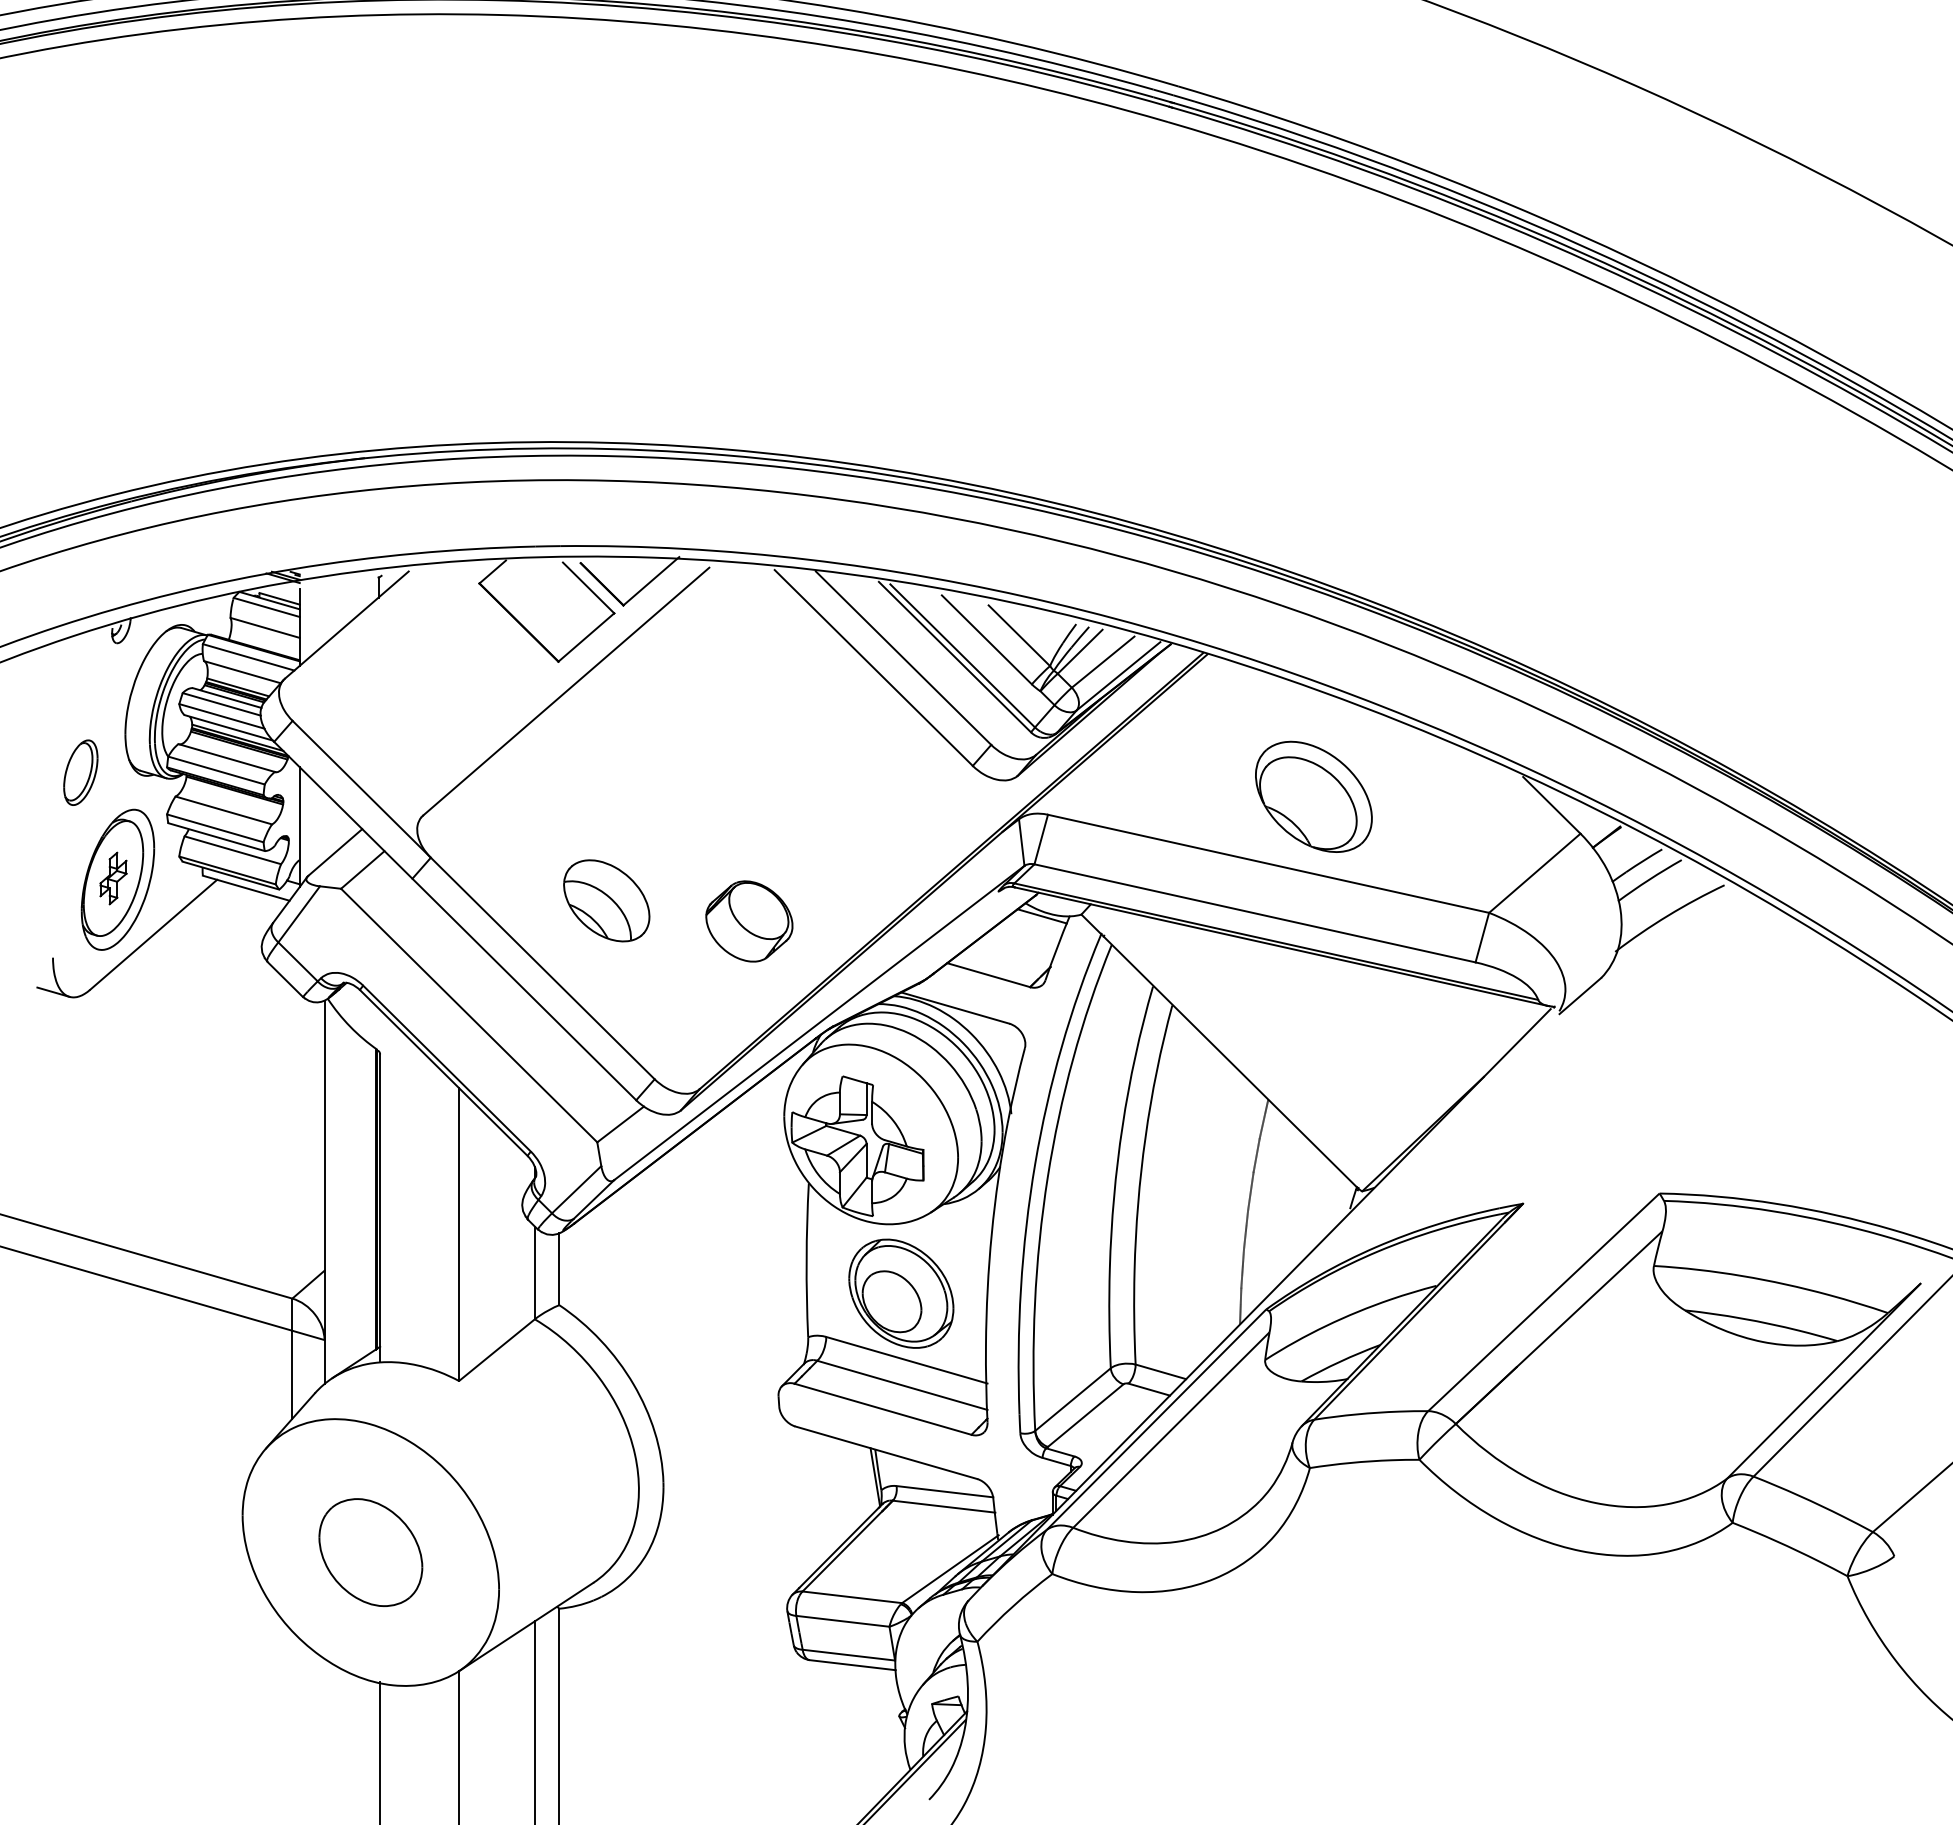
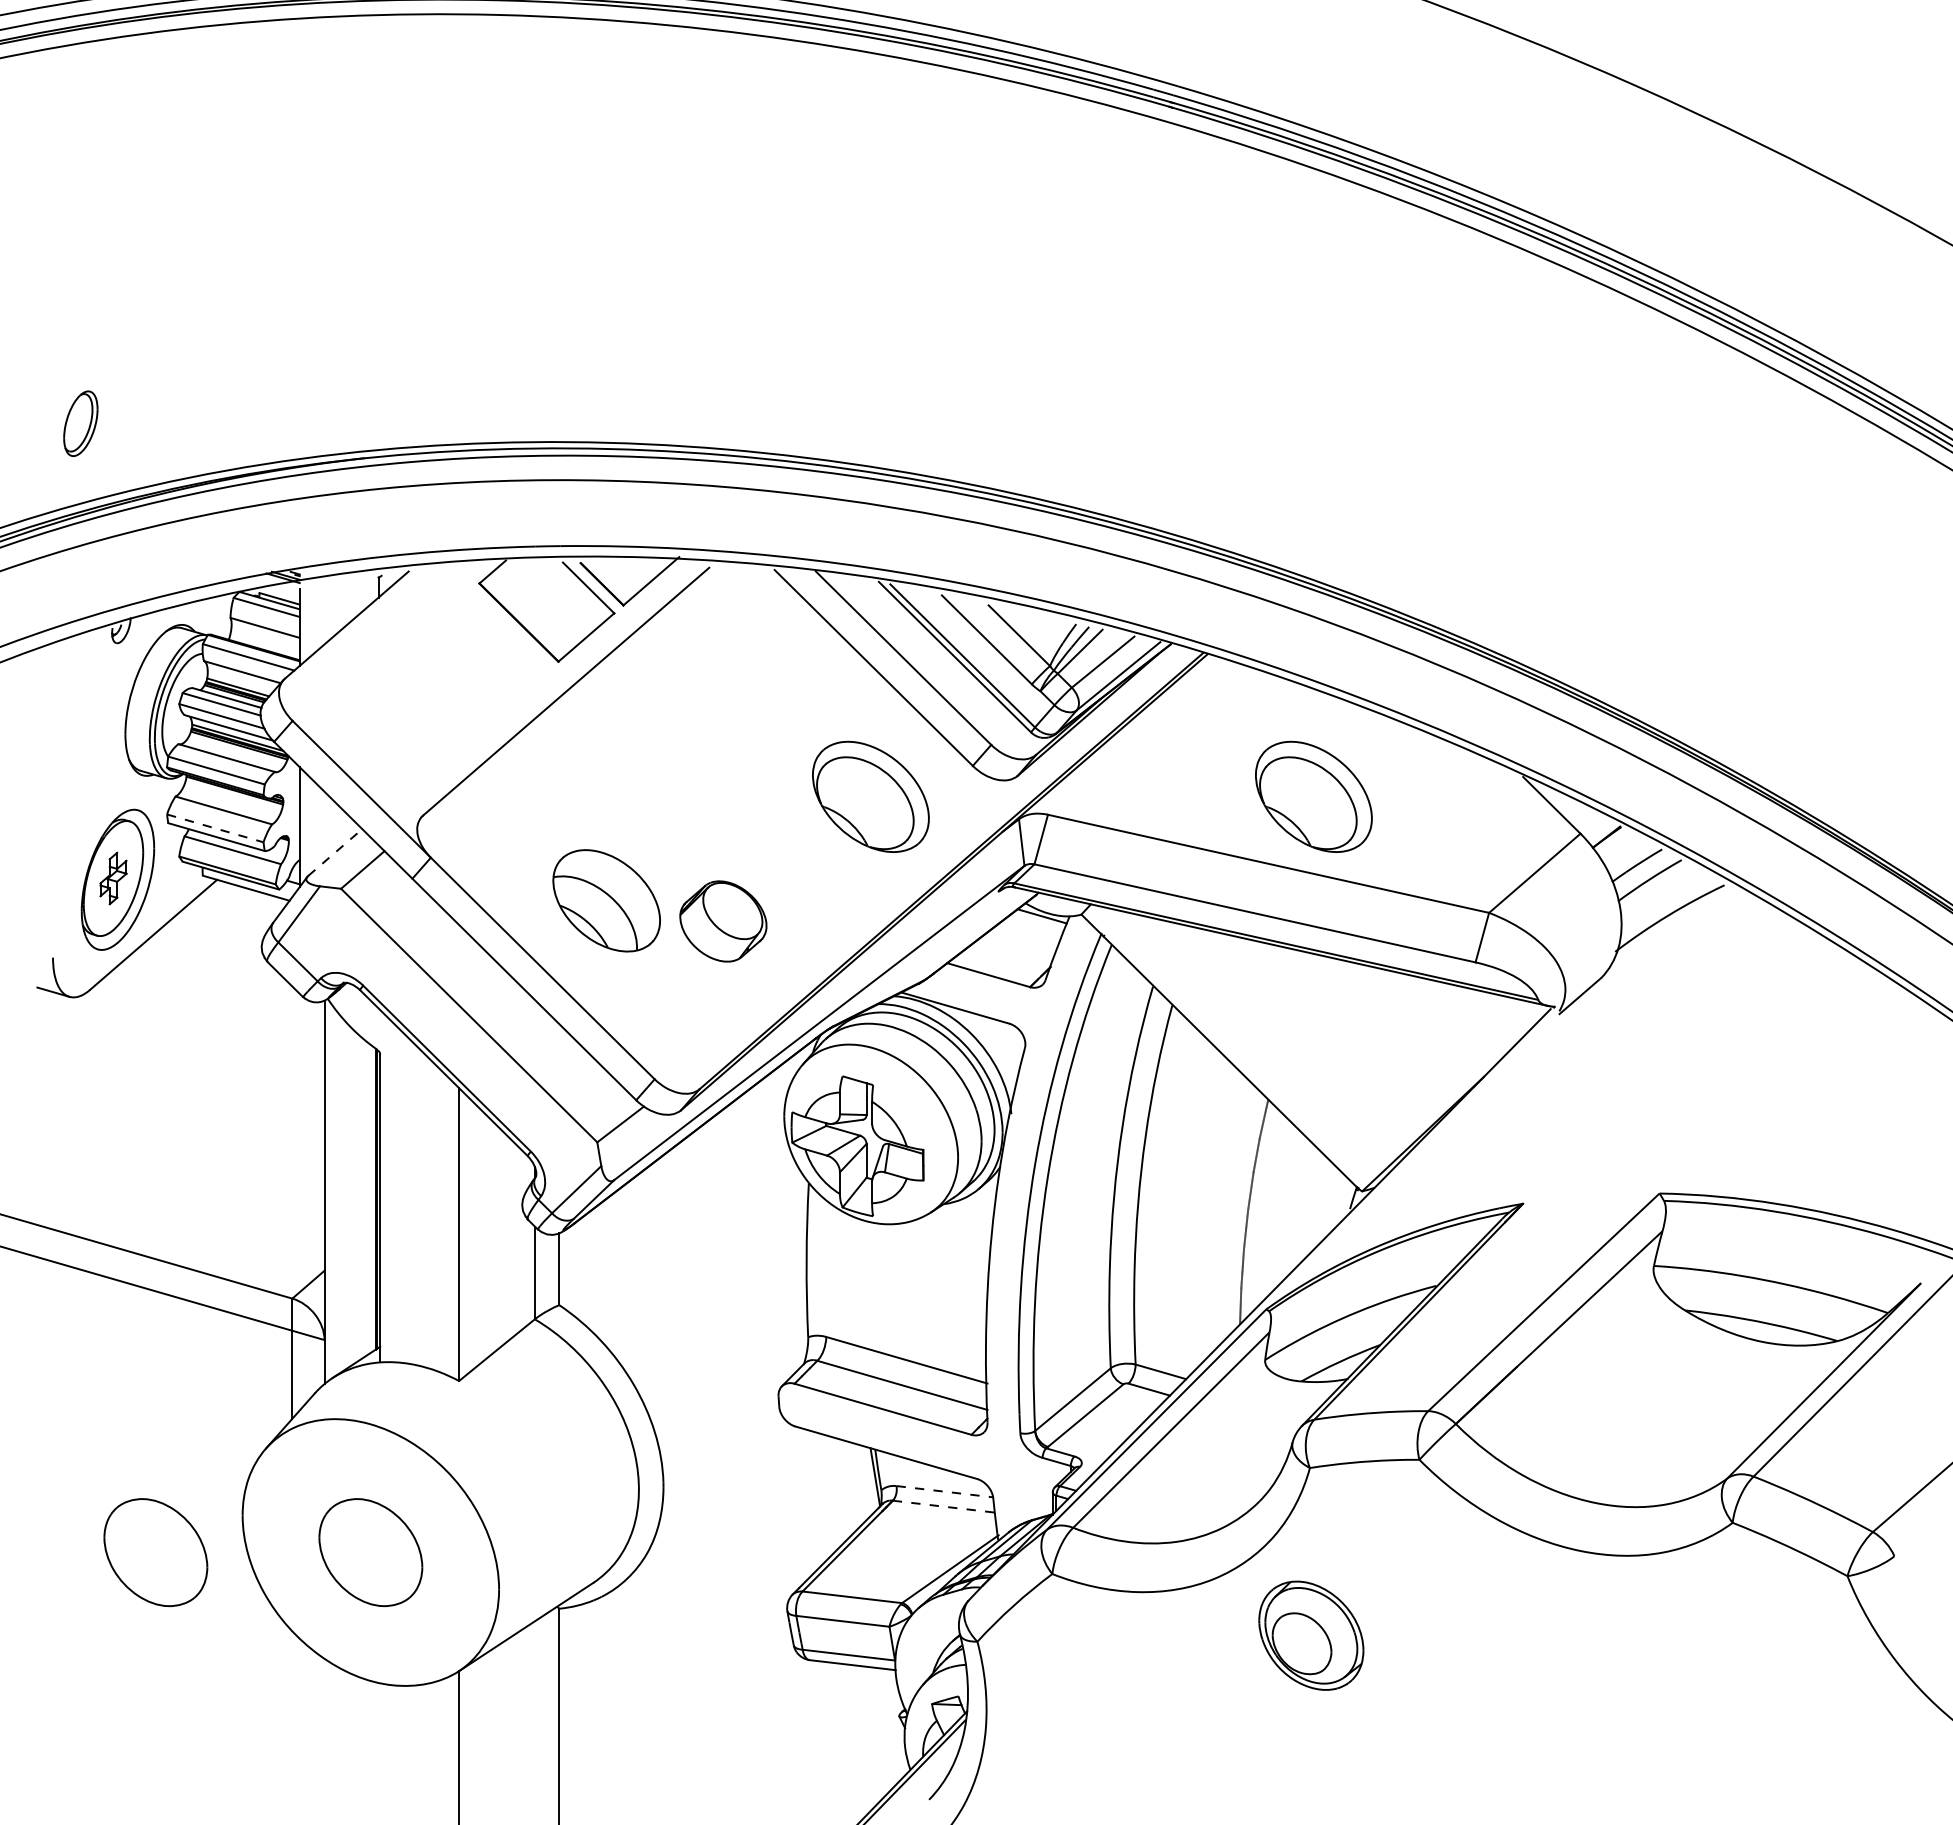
part position: (80, 772) -> (80, 423) (80, 423)
part: none -> present (870, 796)
line: solid -> dashed (215, 828)
line: solid -> dashed (335, 852)
part size: 88x84 px -> 109x104 px (606, 900)
part position: (749, 921) -> (723, 921) (723, 921)
part position: (901, 1293) -> (1311, 1635) (1311, 1635)
line: solid -> dashed (944, 1491)
line: solid -> dashed (944, 1506)
part: none -> present (155, 1552)
line: present -> none (534, 1721)
line: present -> none (380, 1751)
